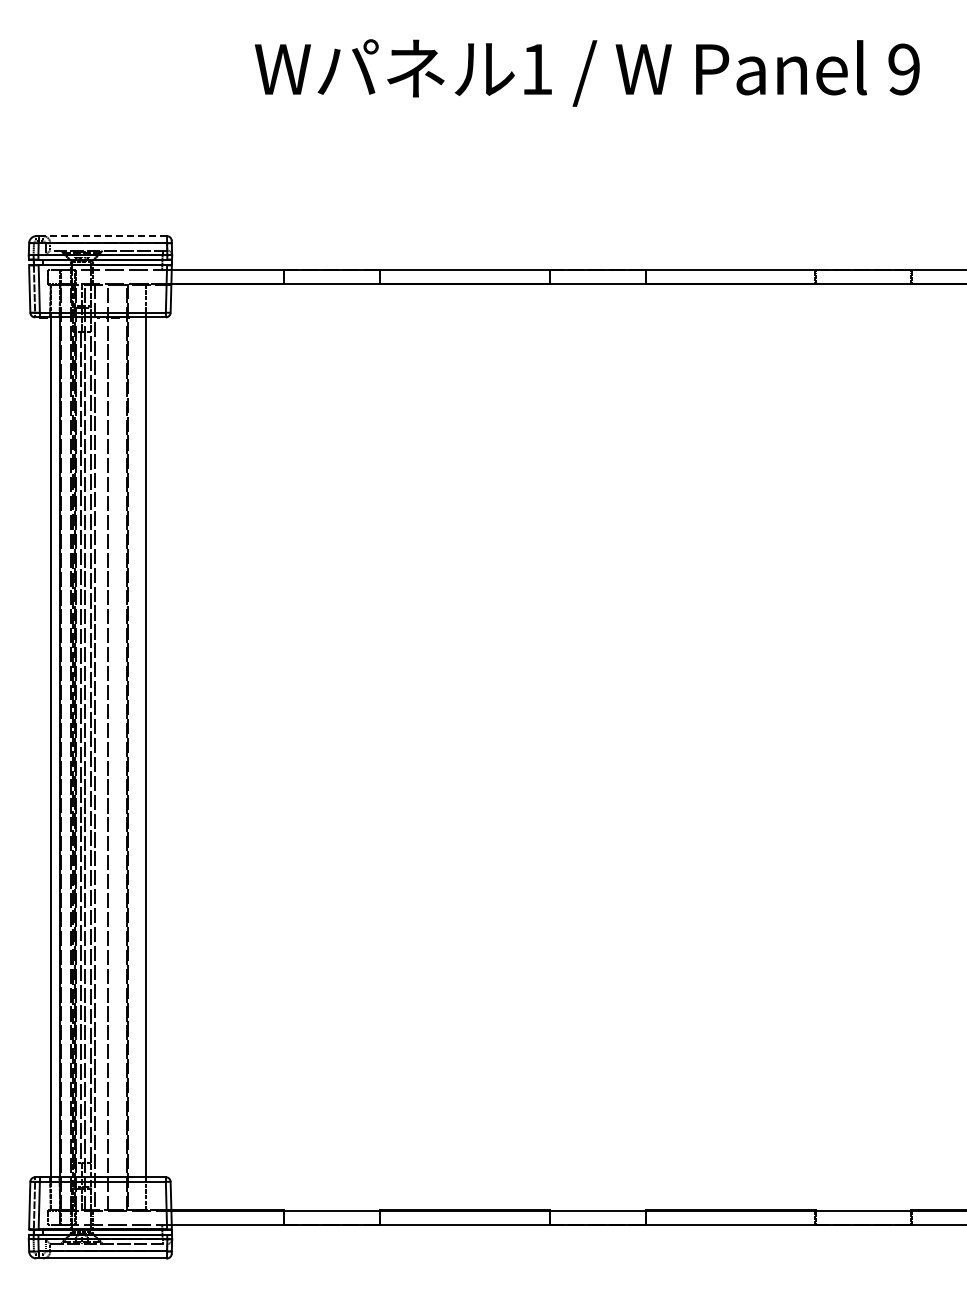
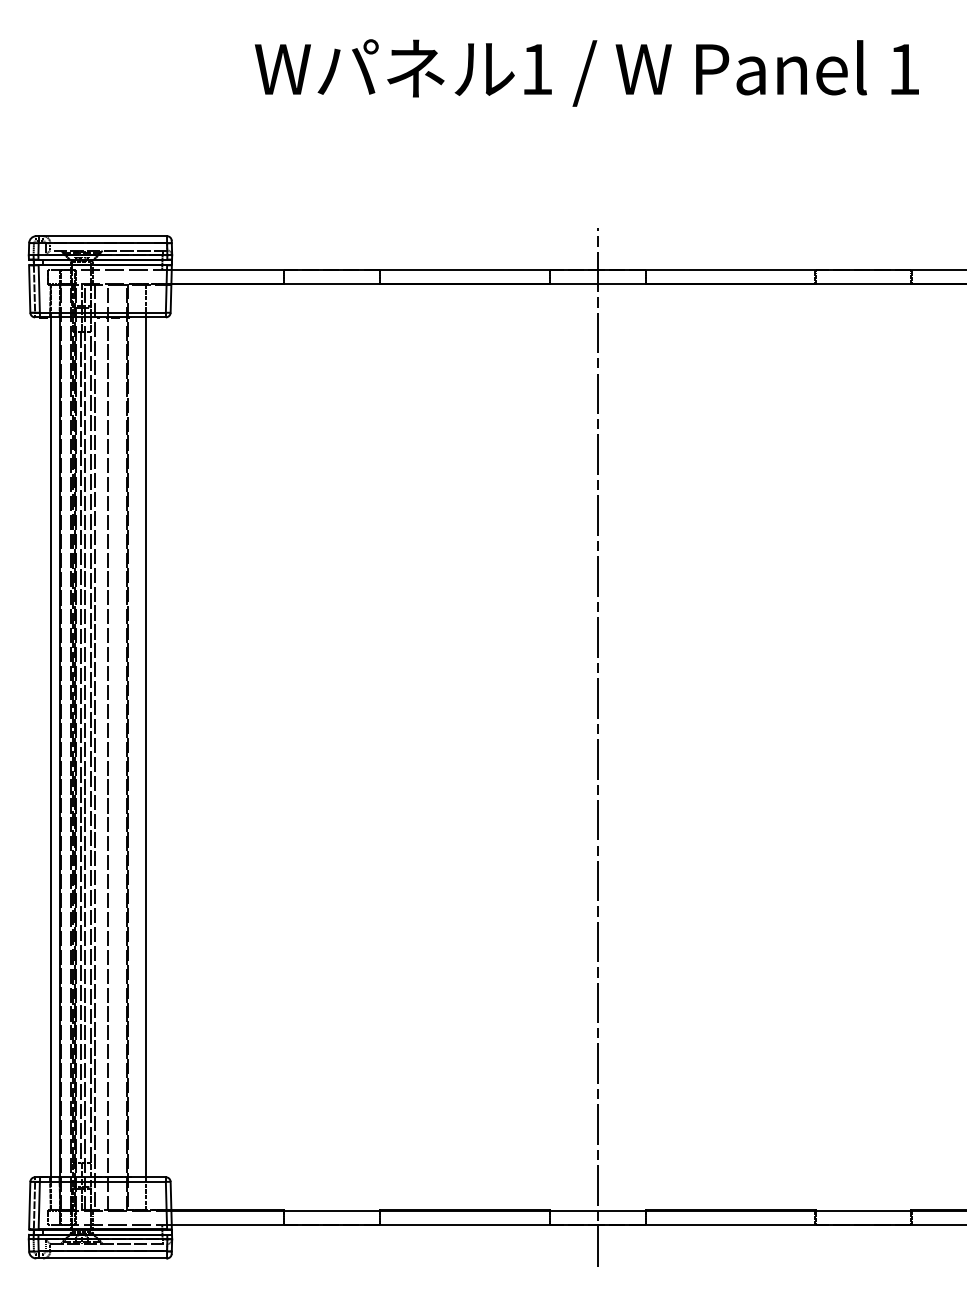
text: 9 -> 1 (903, 69)
line: dashed -> solid (102, 236)
line: none -> present (597, 746)
